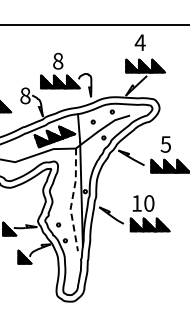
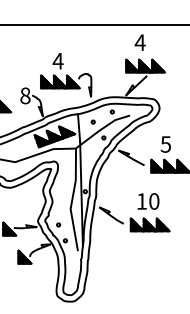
text: 8 -> 4 (57, 60)
line: dashed -> solid (72, 199)
text position: (143, 203) -> (148, 201) (148, 201)
